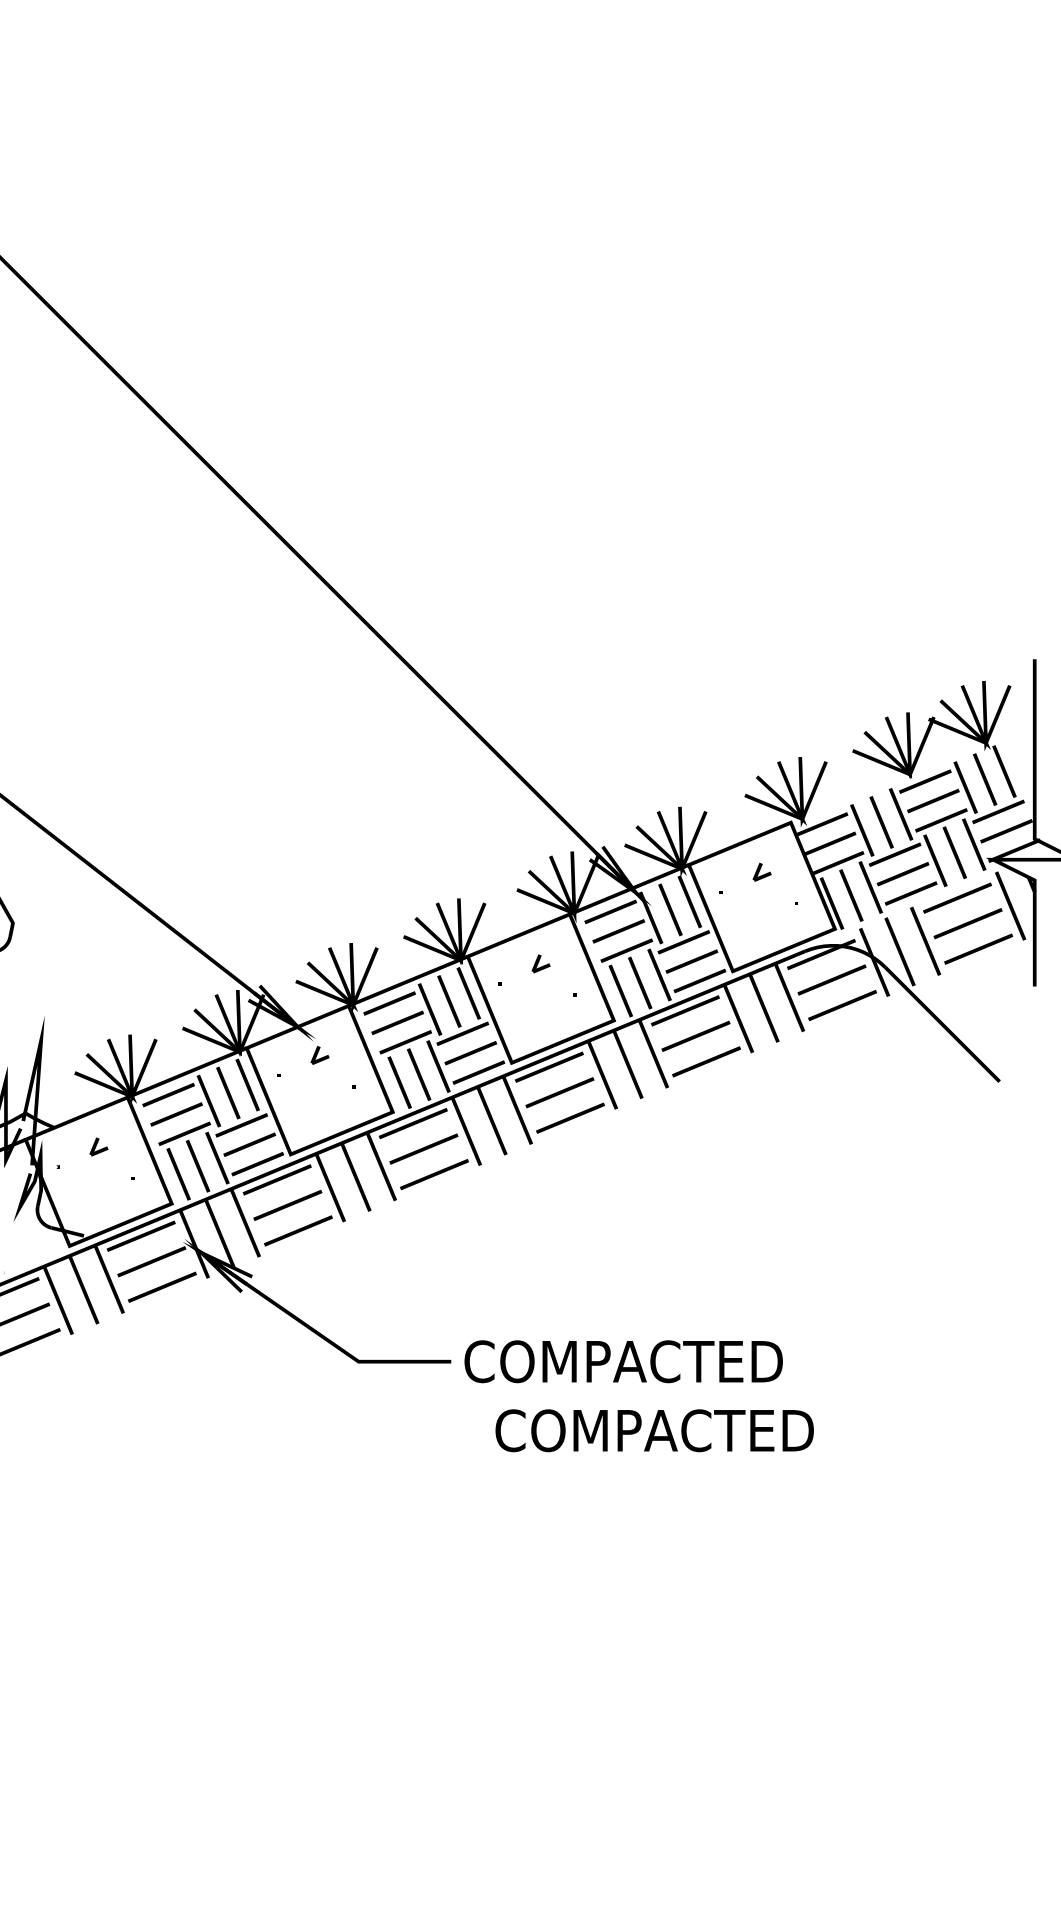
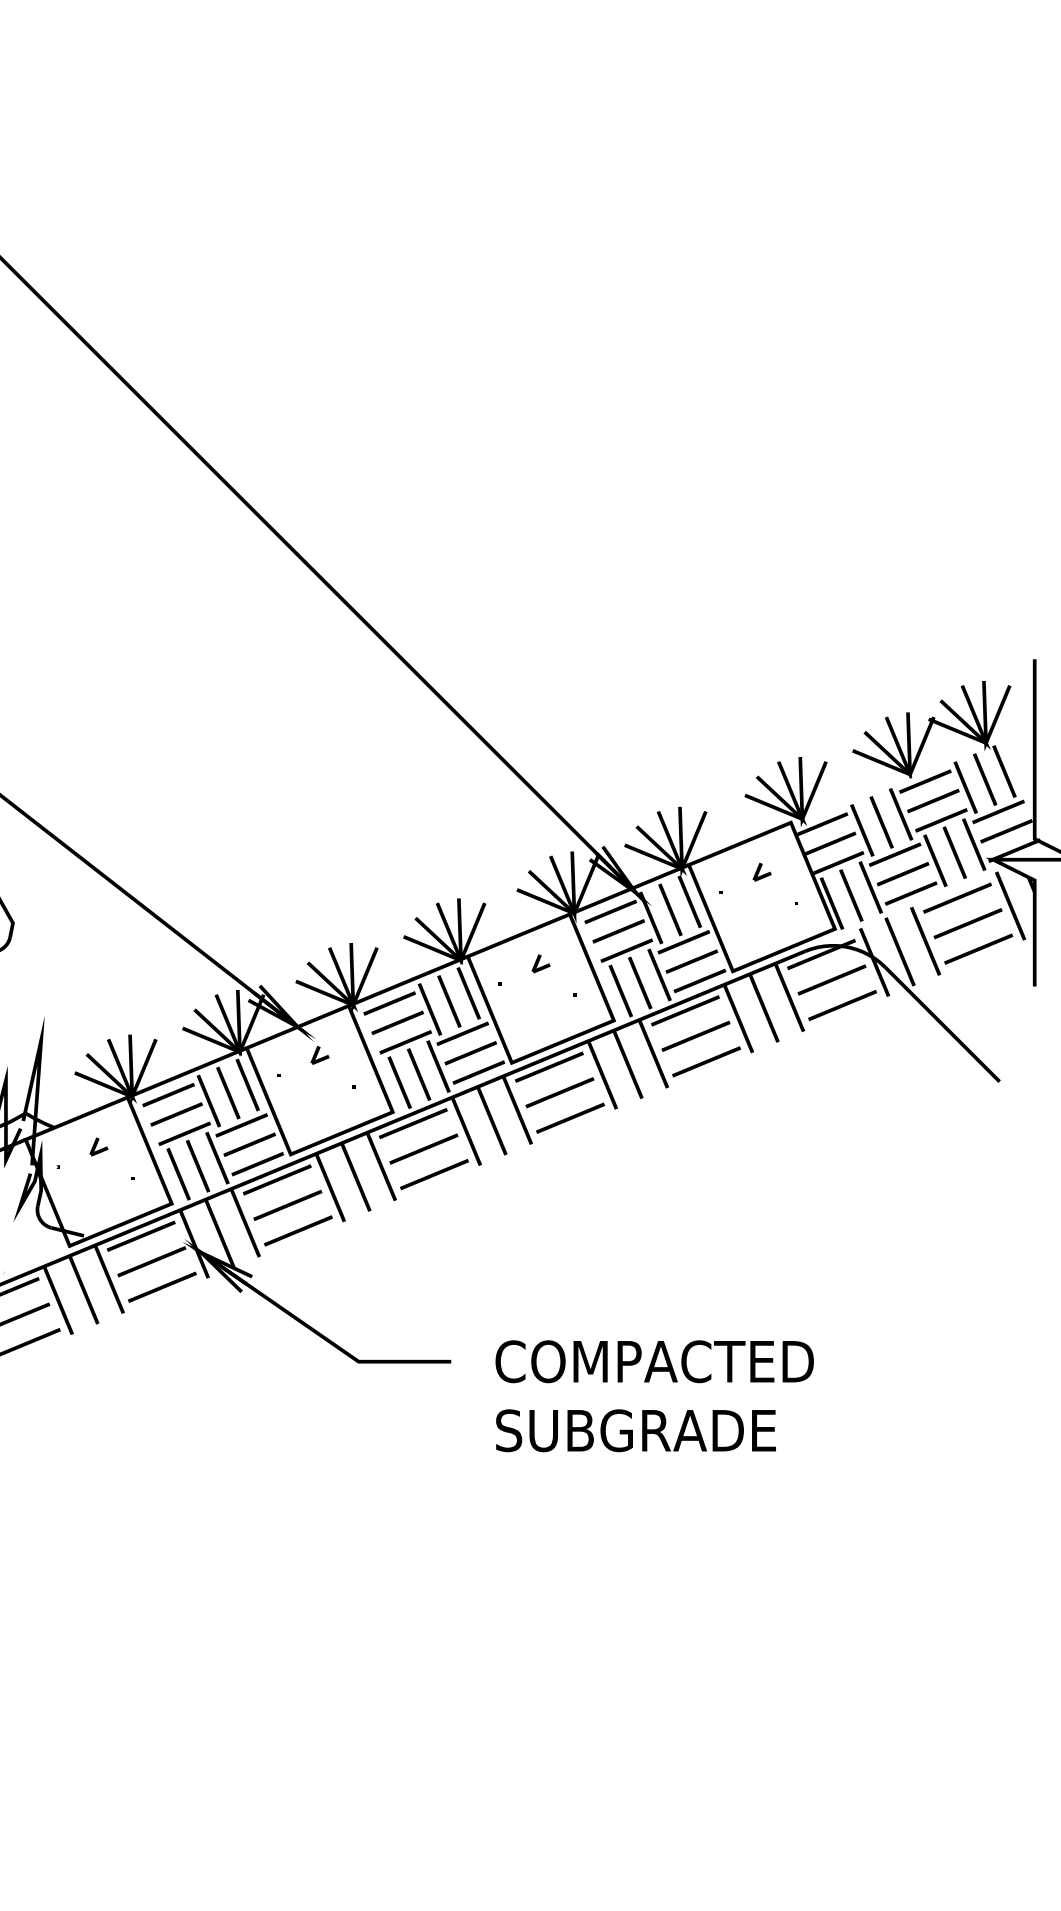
text position: (623, 1361) -> (654, 1361) (654, 1361)
text: COMPACTED -> SUBGRADE (654, 1430)
